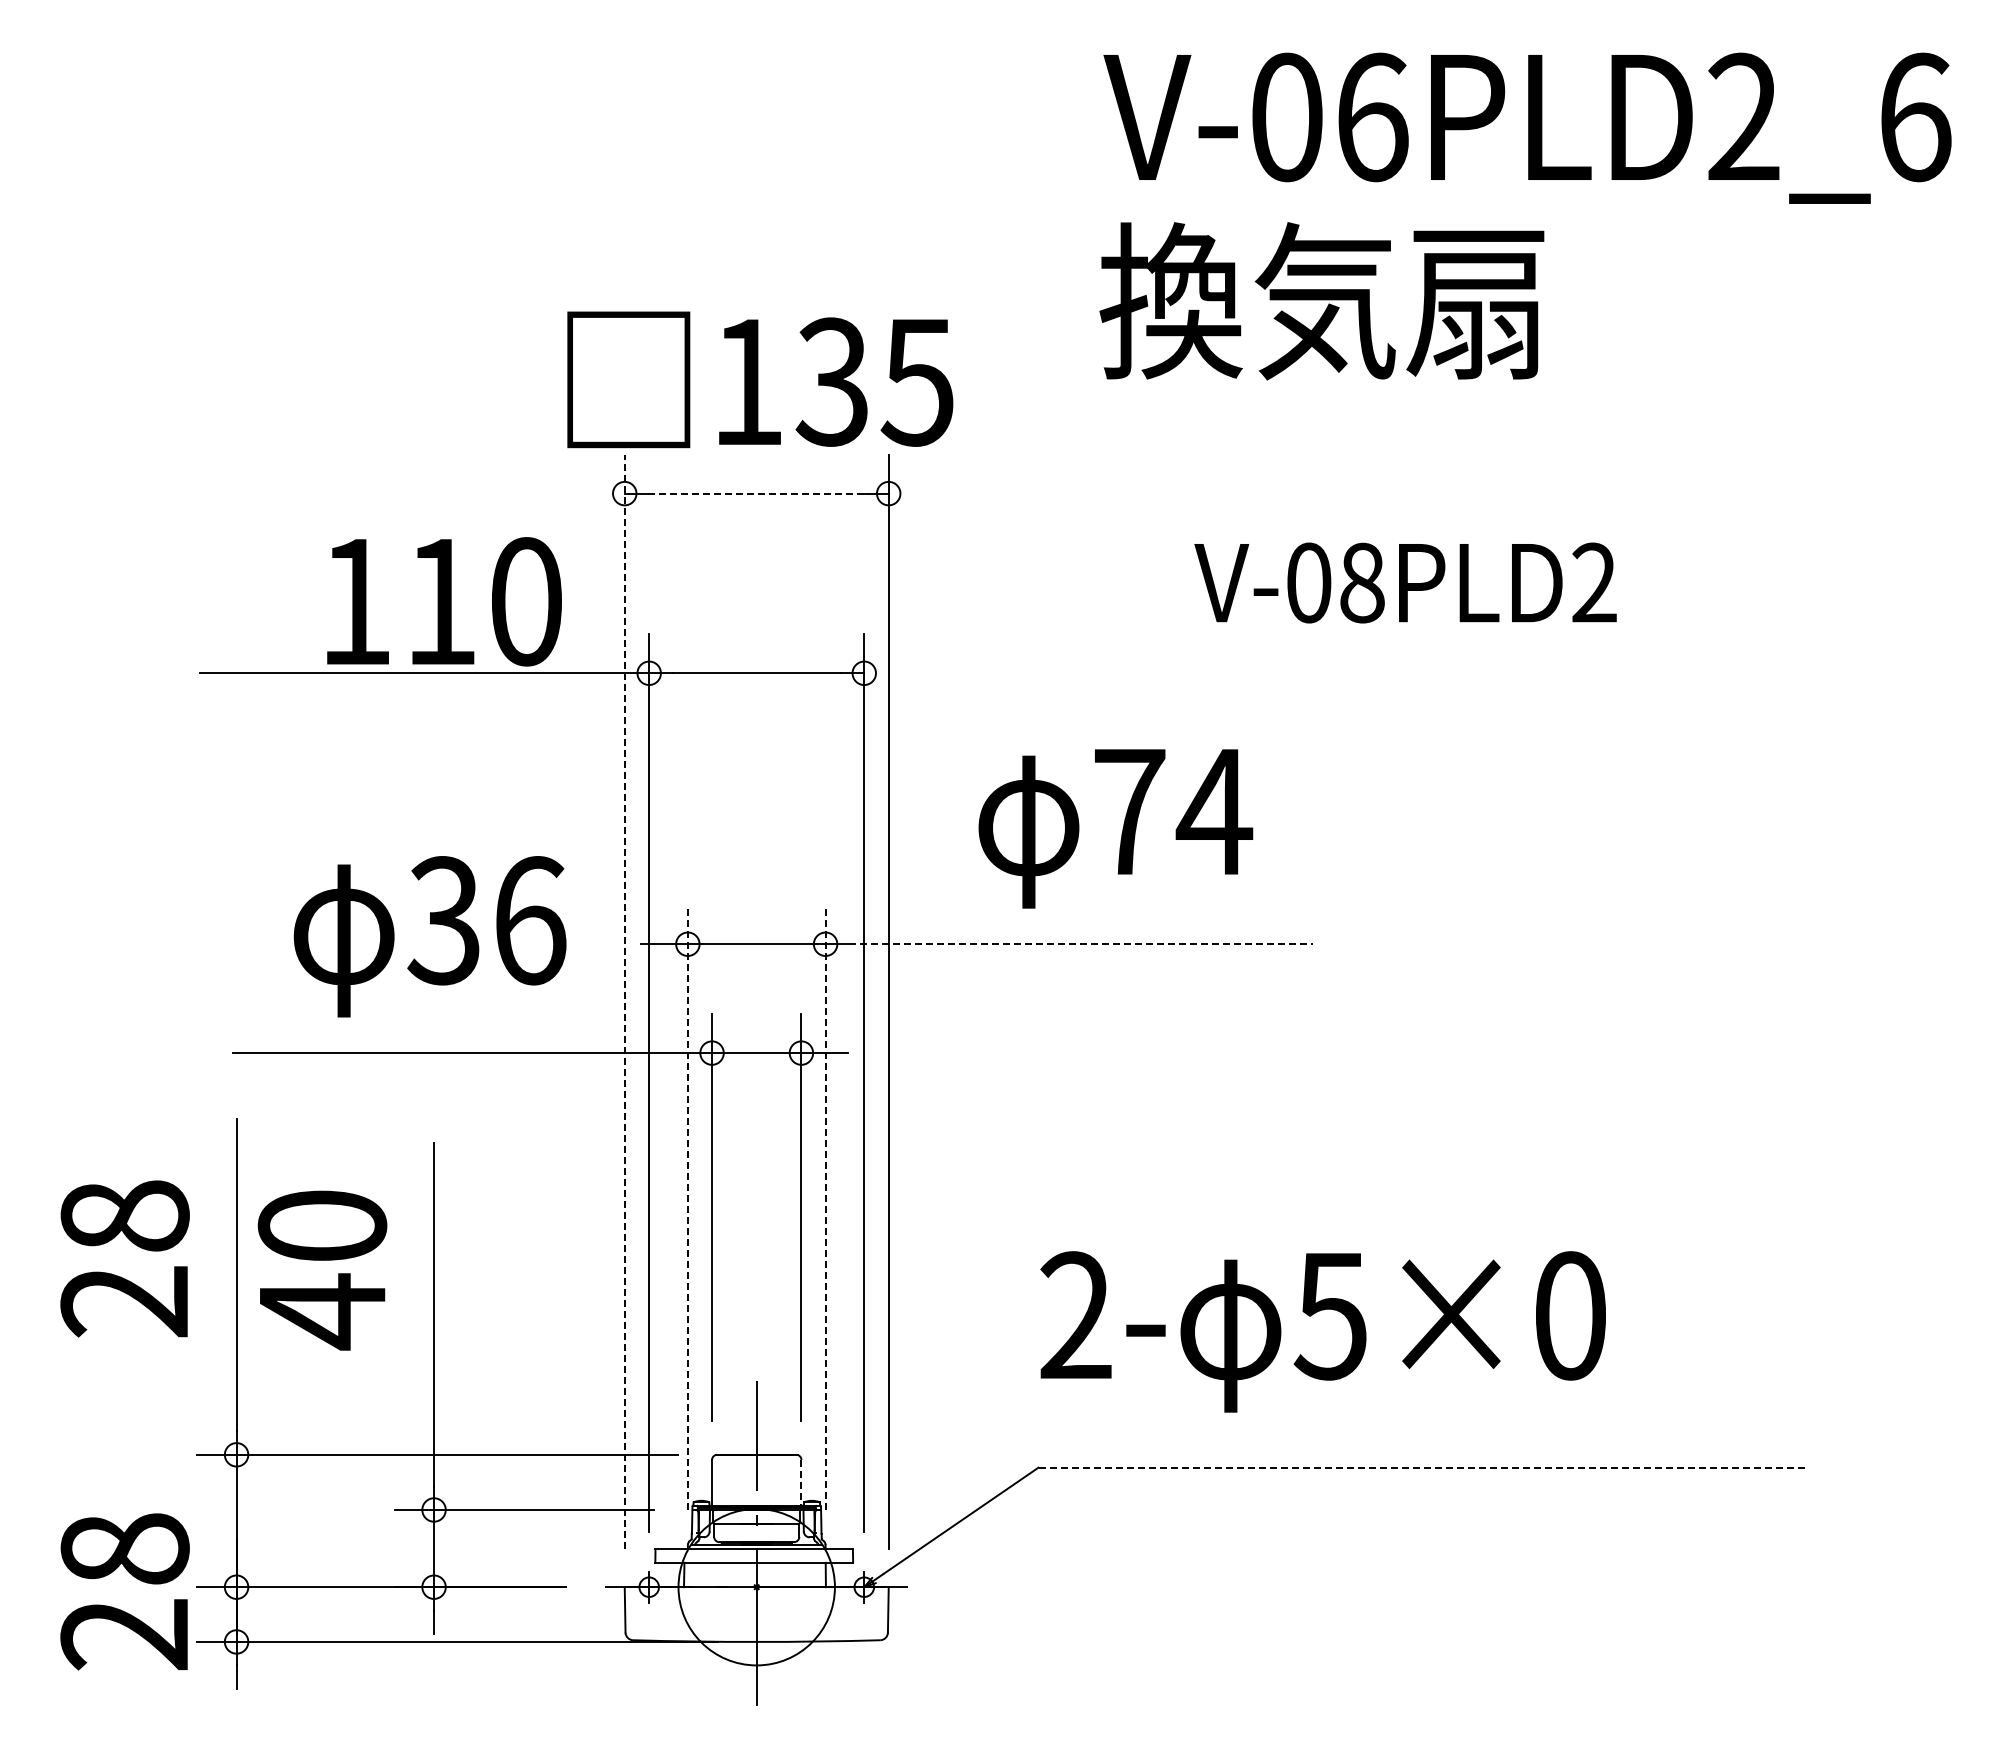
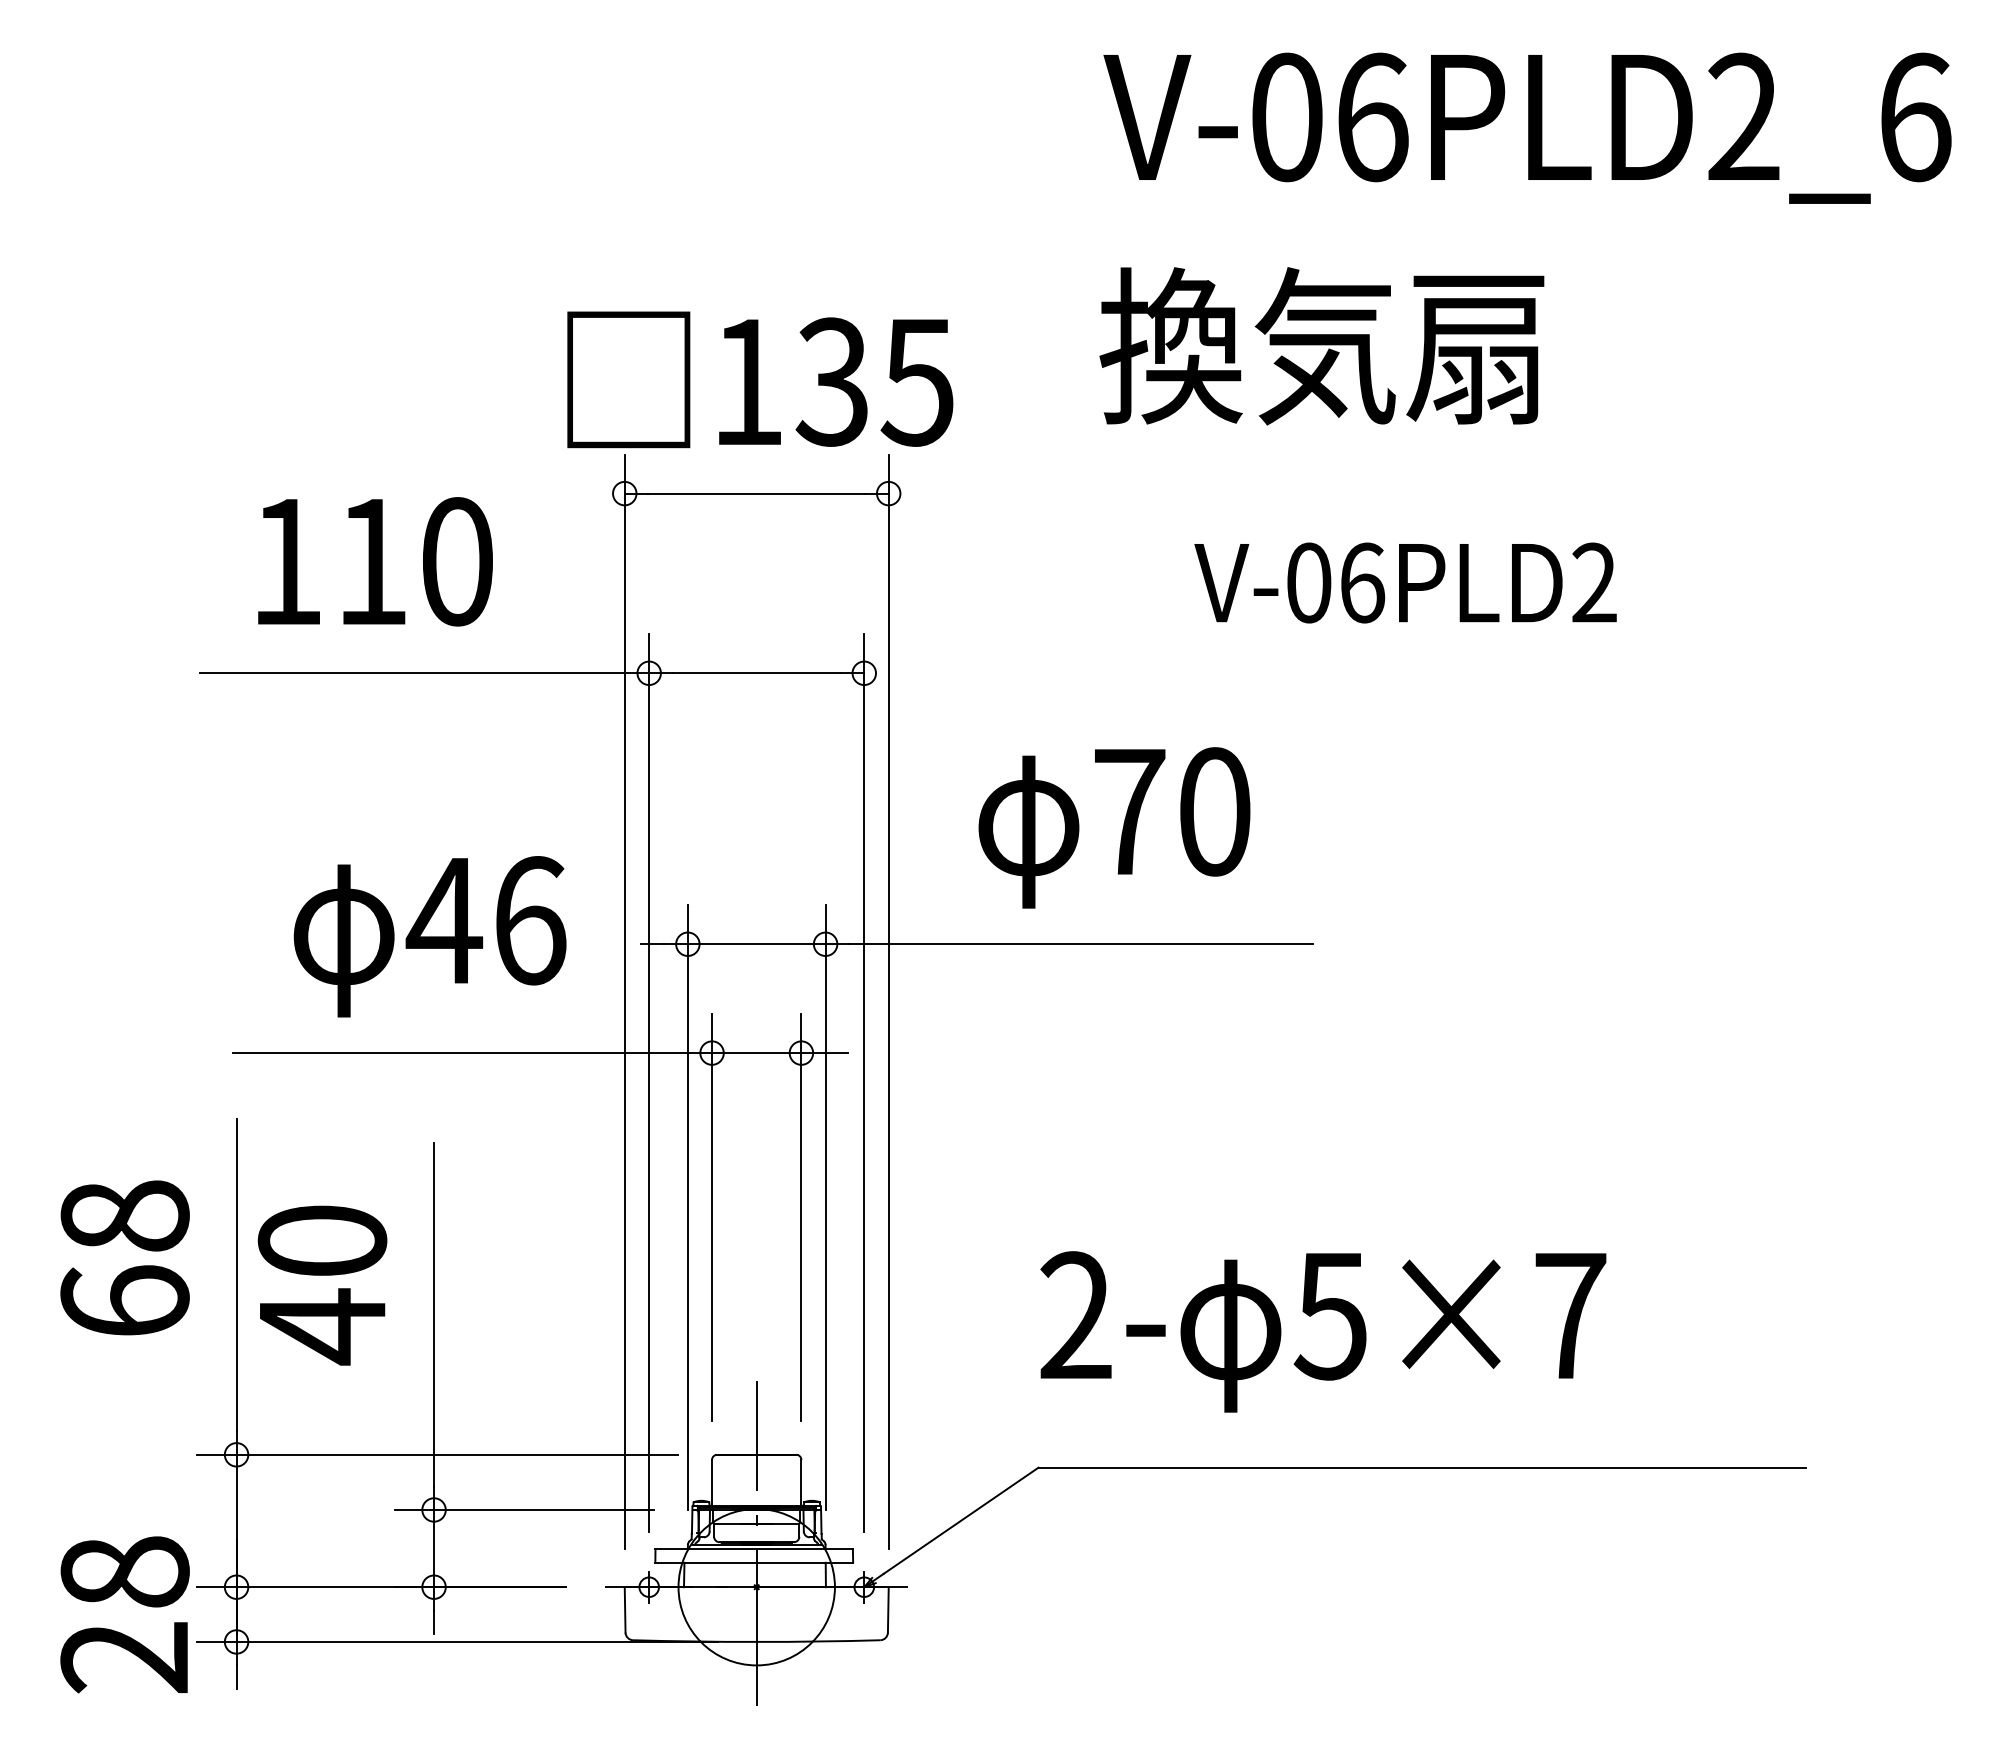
text position: (1321, 301) -> (1321, 346) (1321, 346)
line: dashed -> solid (756, 493)
text: V-08PLD2 -> V-06PLD2 (1362, 582)
text position: (444, 601) -> (375, 561) (375, 561)
text: 74 -> 70 (1214, 811)
text: 36 -> 46 (444, 920)
line: dashed -> solid (1081, 944)
line: dashed -> solid (624, 1001)
line: dashed -> solid (687, 1207)
line: dashed -> solid (825, 1207)
text position: (322, 1270) -> (322, 1285) (322, 1285)
text: 28 -> 68 (124, 1301)
text: 5×0 -> 5×7 (1570, 1315)
line: dashed -> solid (1422, 1467)
line: dashed -> solid (801, 1482)
text position: (124, 1591) -> (124, 1614) (124, 1614)
